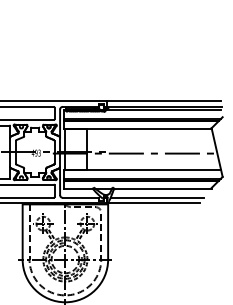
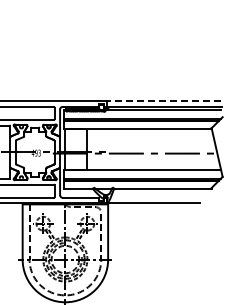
line: solid -> dashed (163, 101)
line: present -> none (156, 197)
